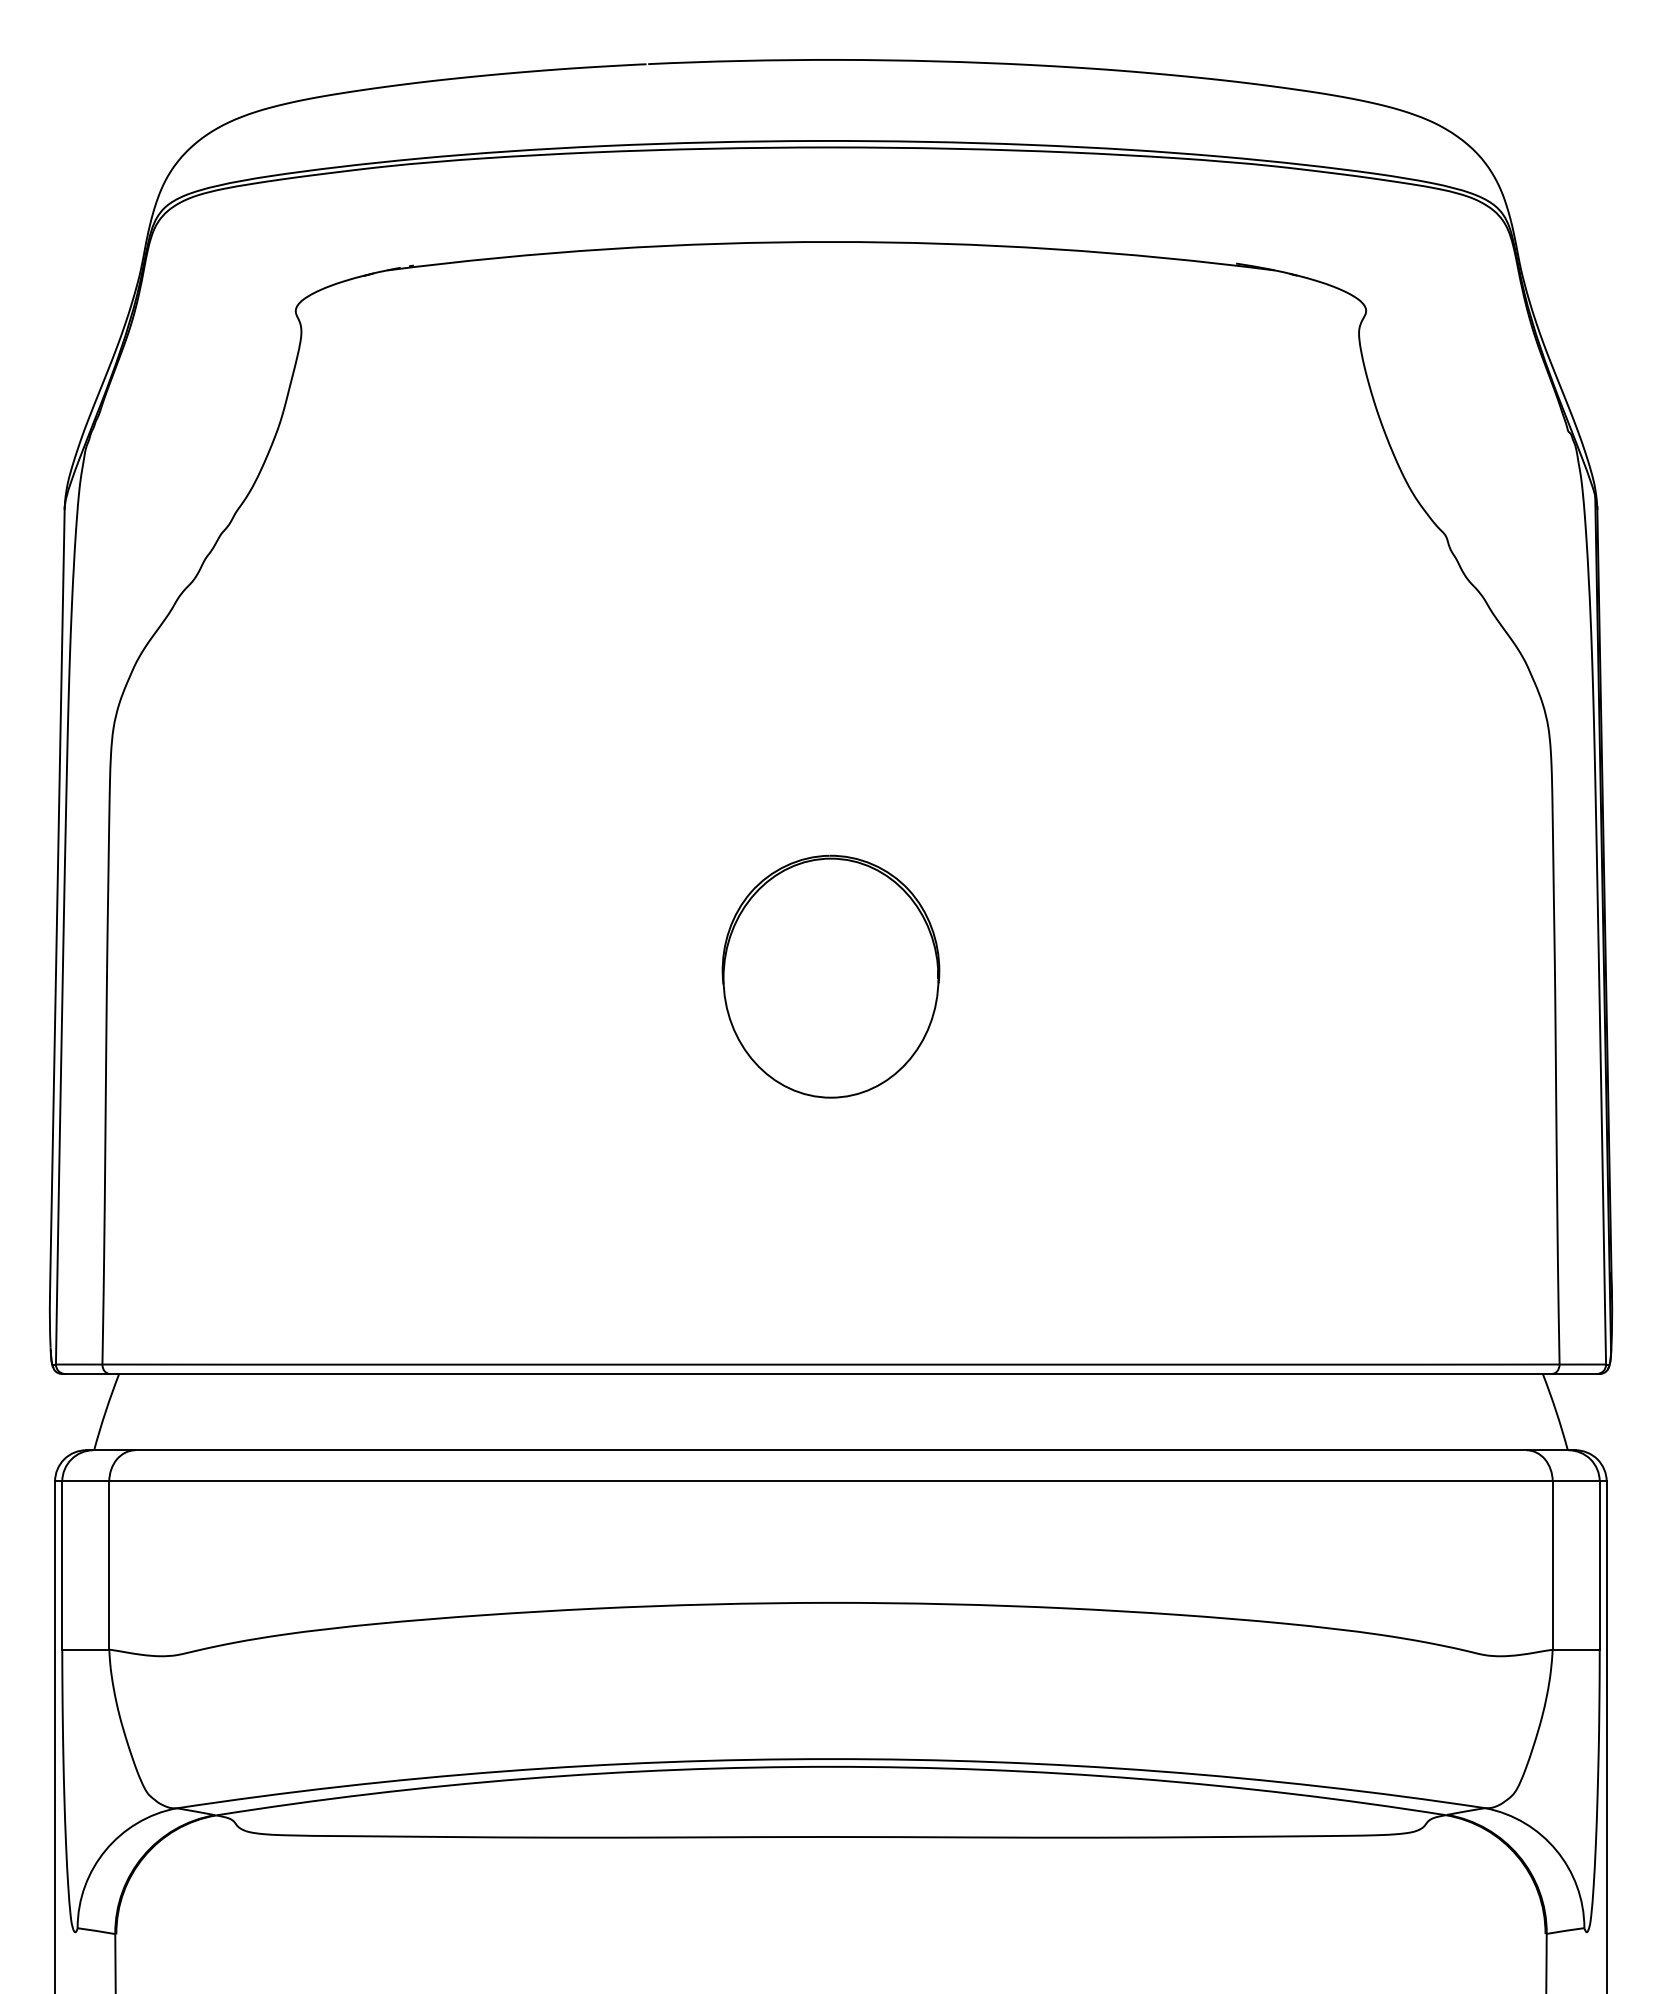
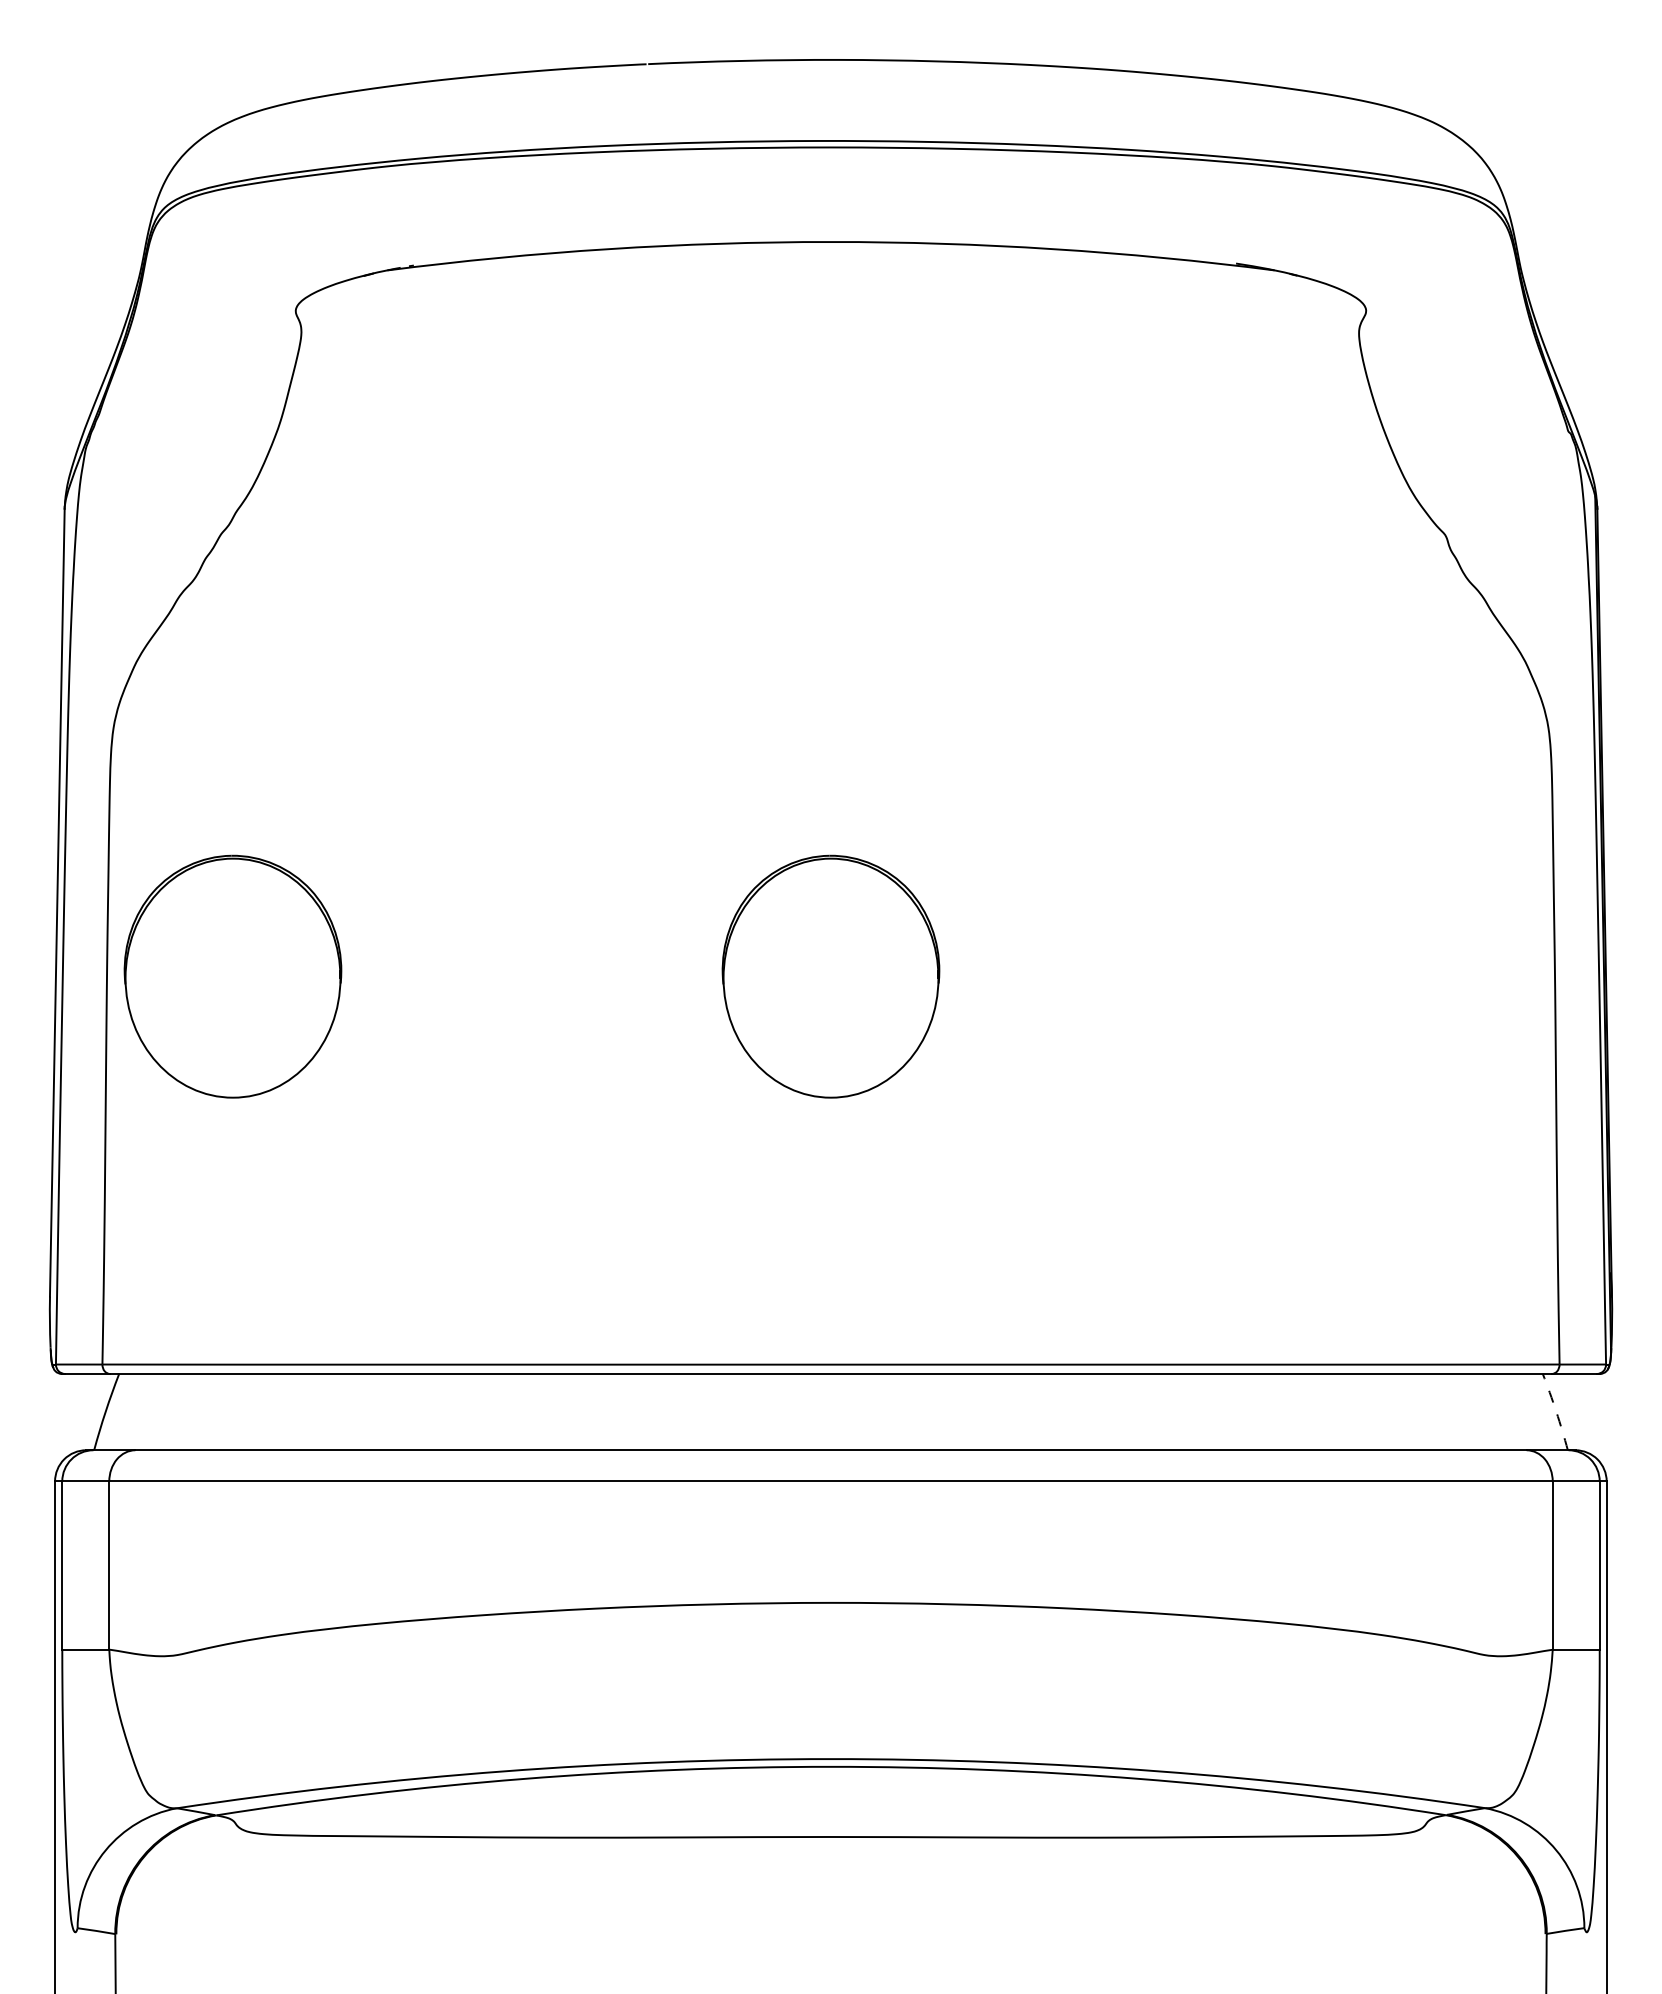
part: none -> present (232, 976)
arc: solid -> dashed (1556, 1411)
